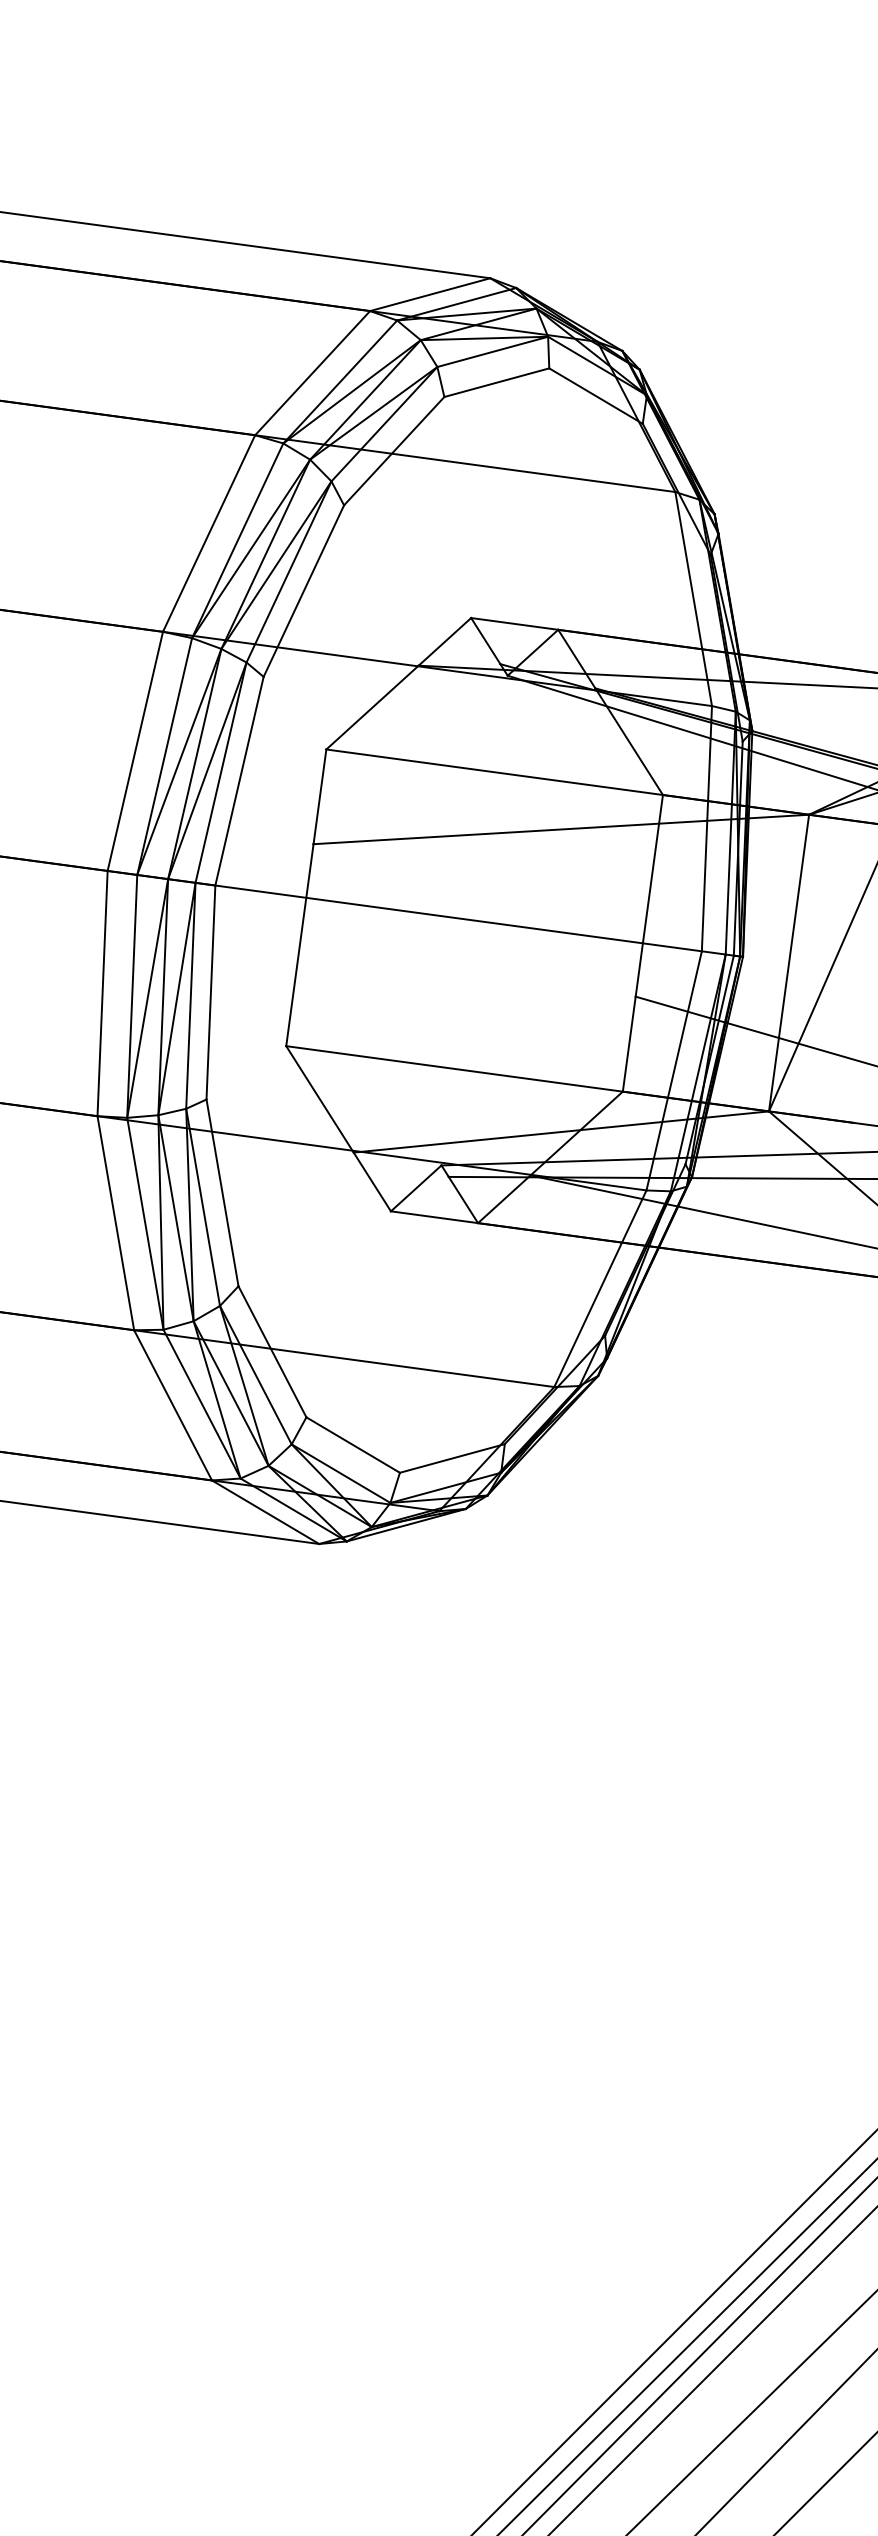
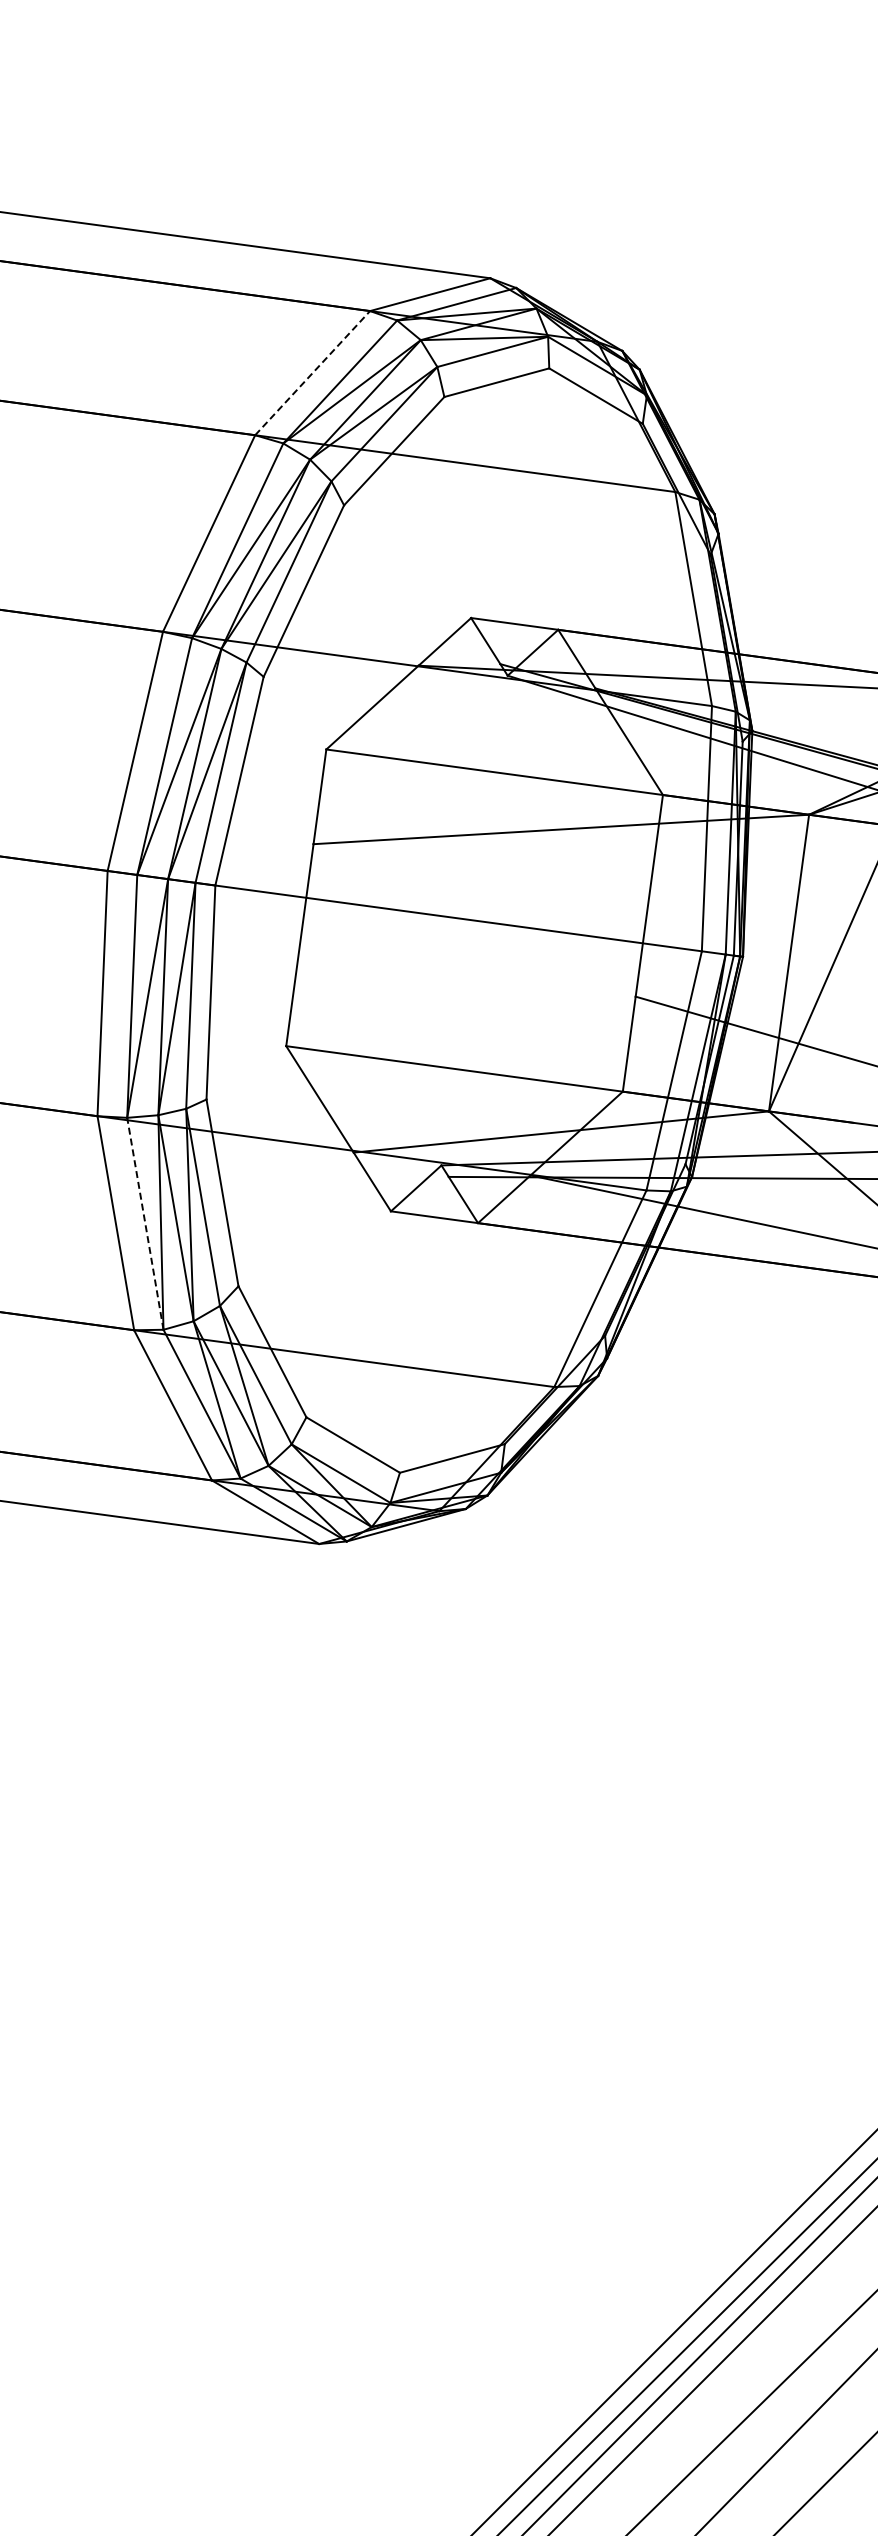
line: solid -> dashed (312, 373)
line: solid -> dashed (145, 1223)
